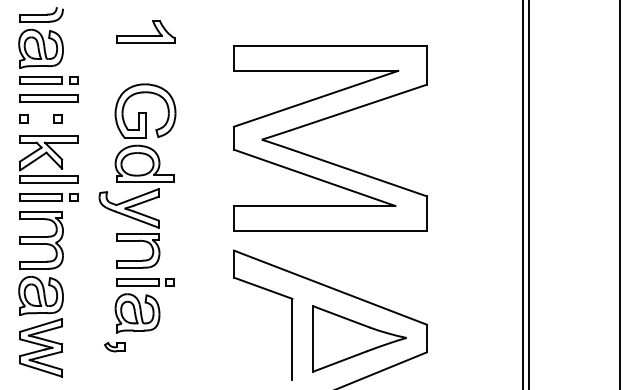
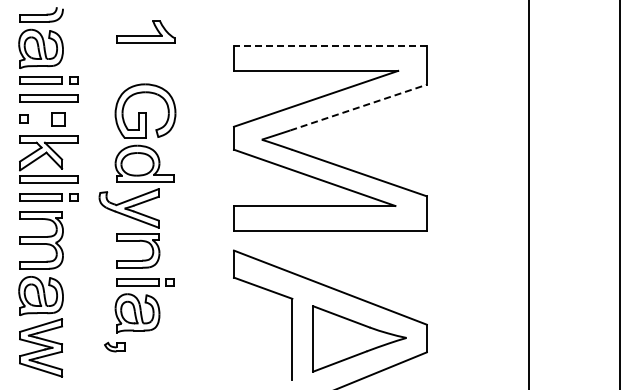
line: solid -> dashed (329, 46)
line: solid -> dashed (359, 107)
part size: 10x10 px -> 15x15 px (58, 119)
line: present -> none (523, 194)
